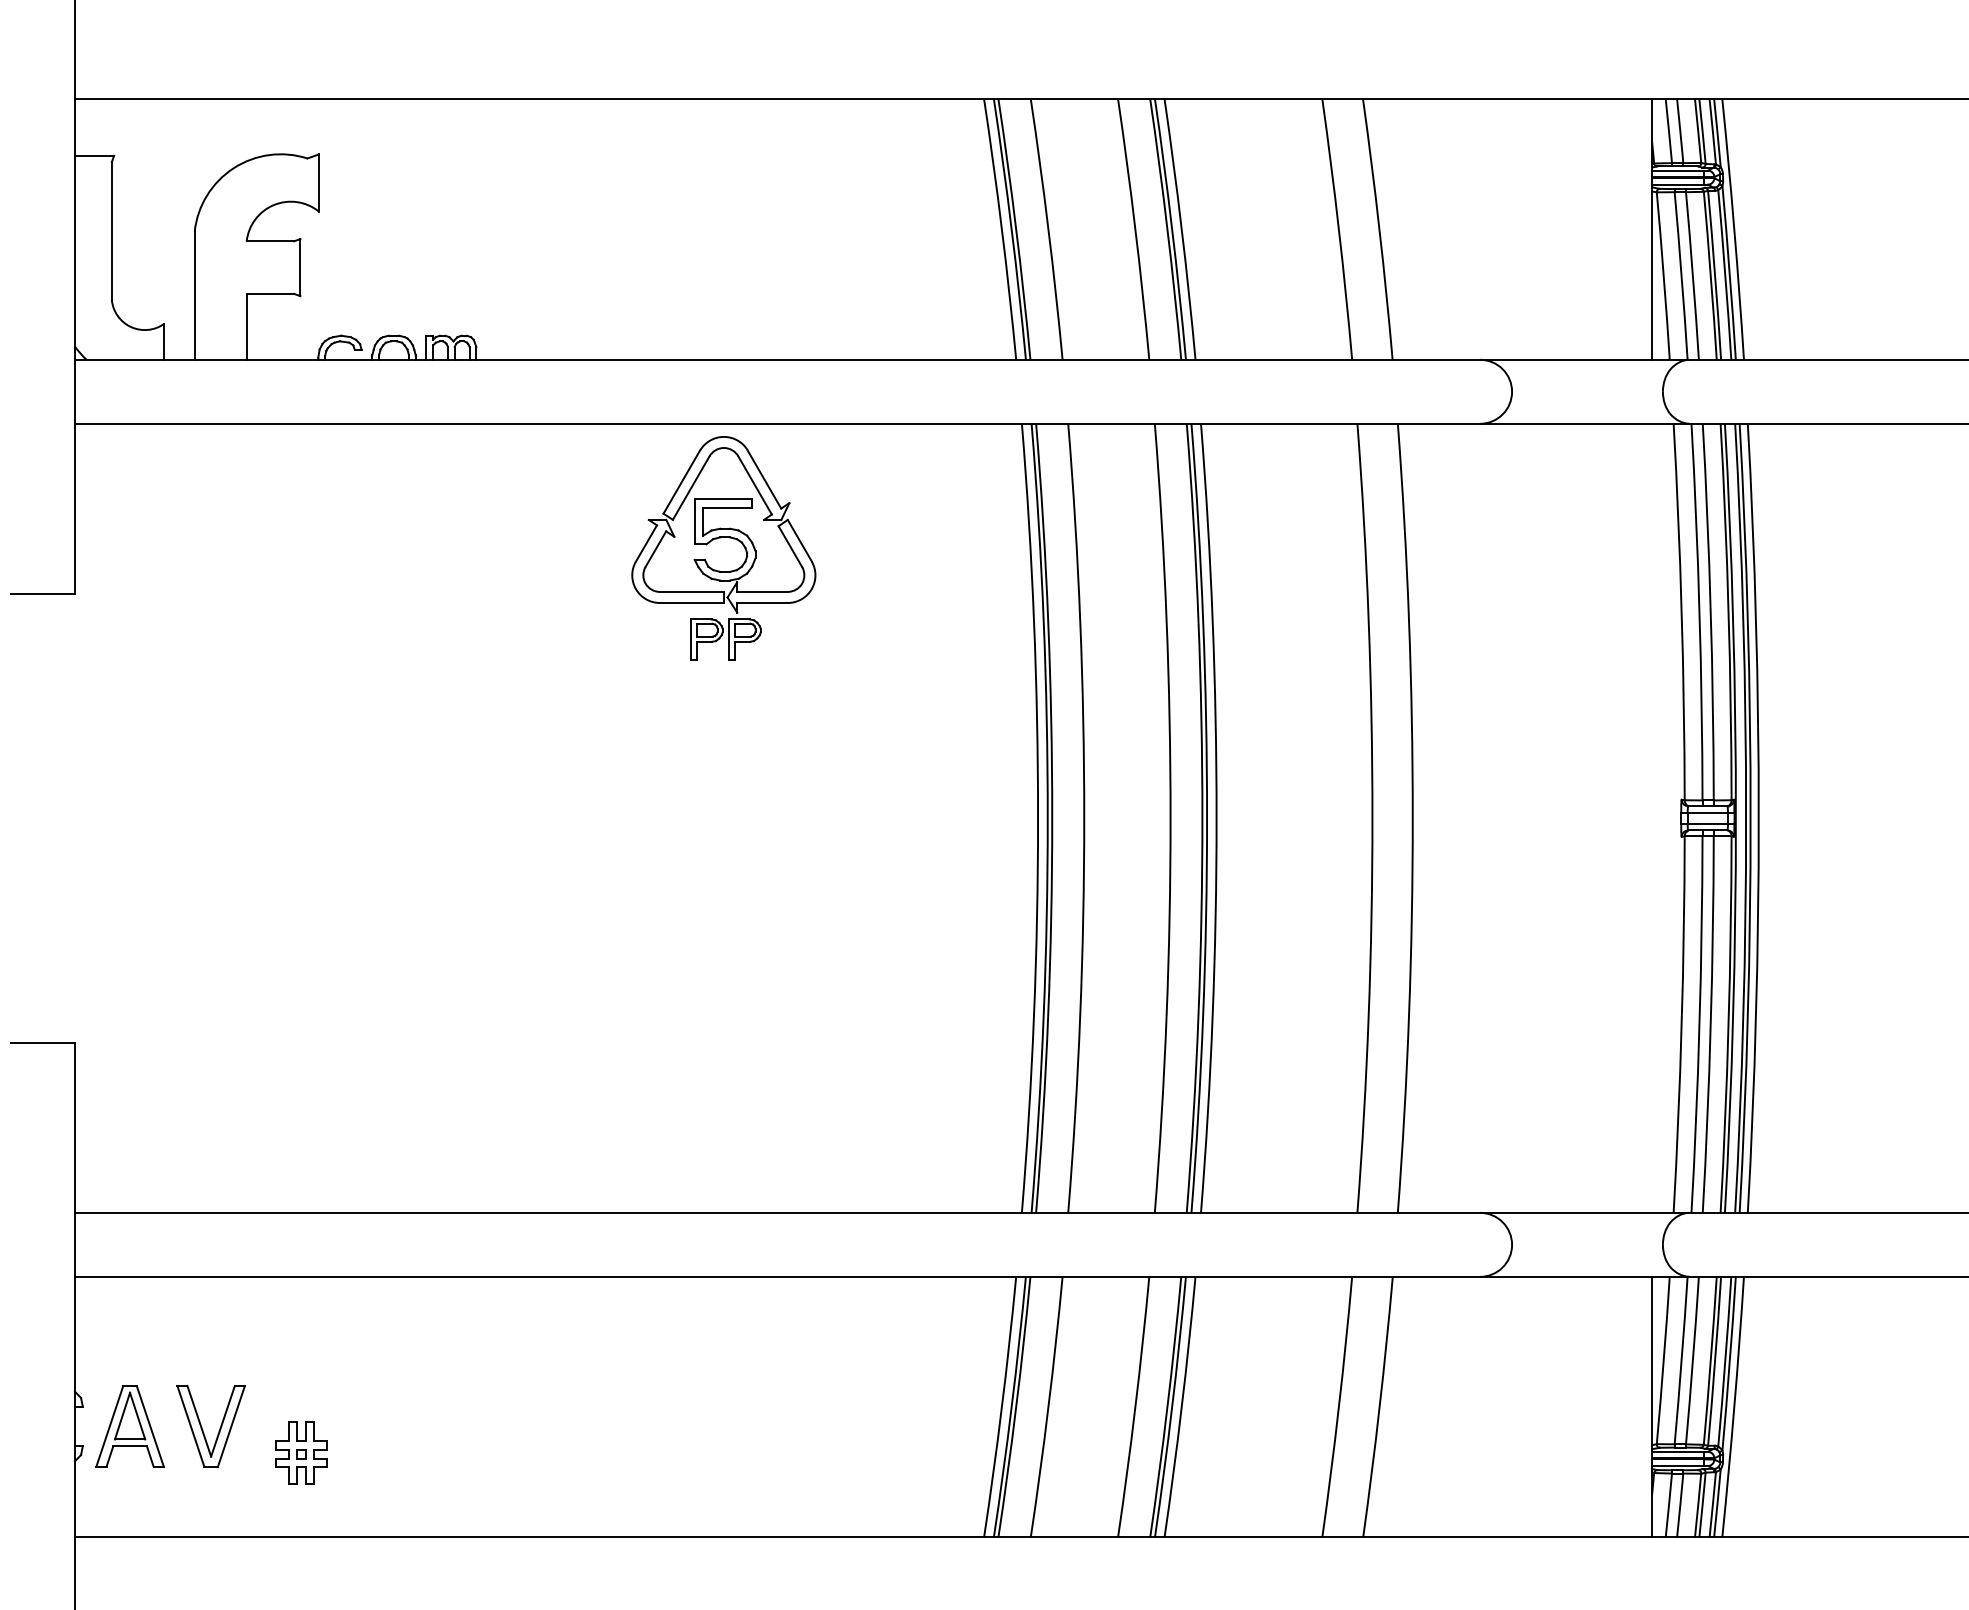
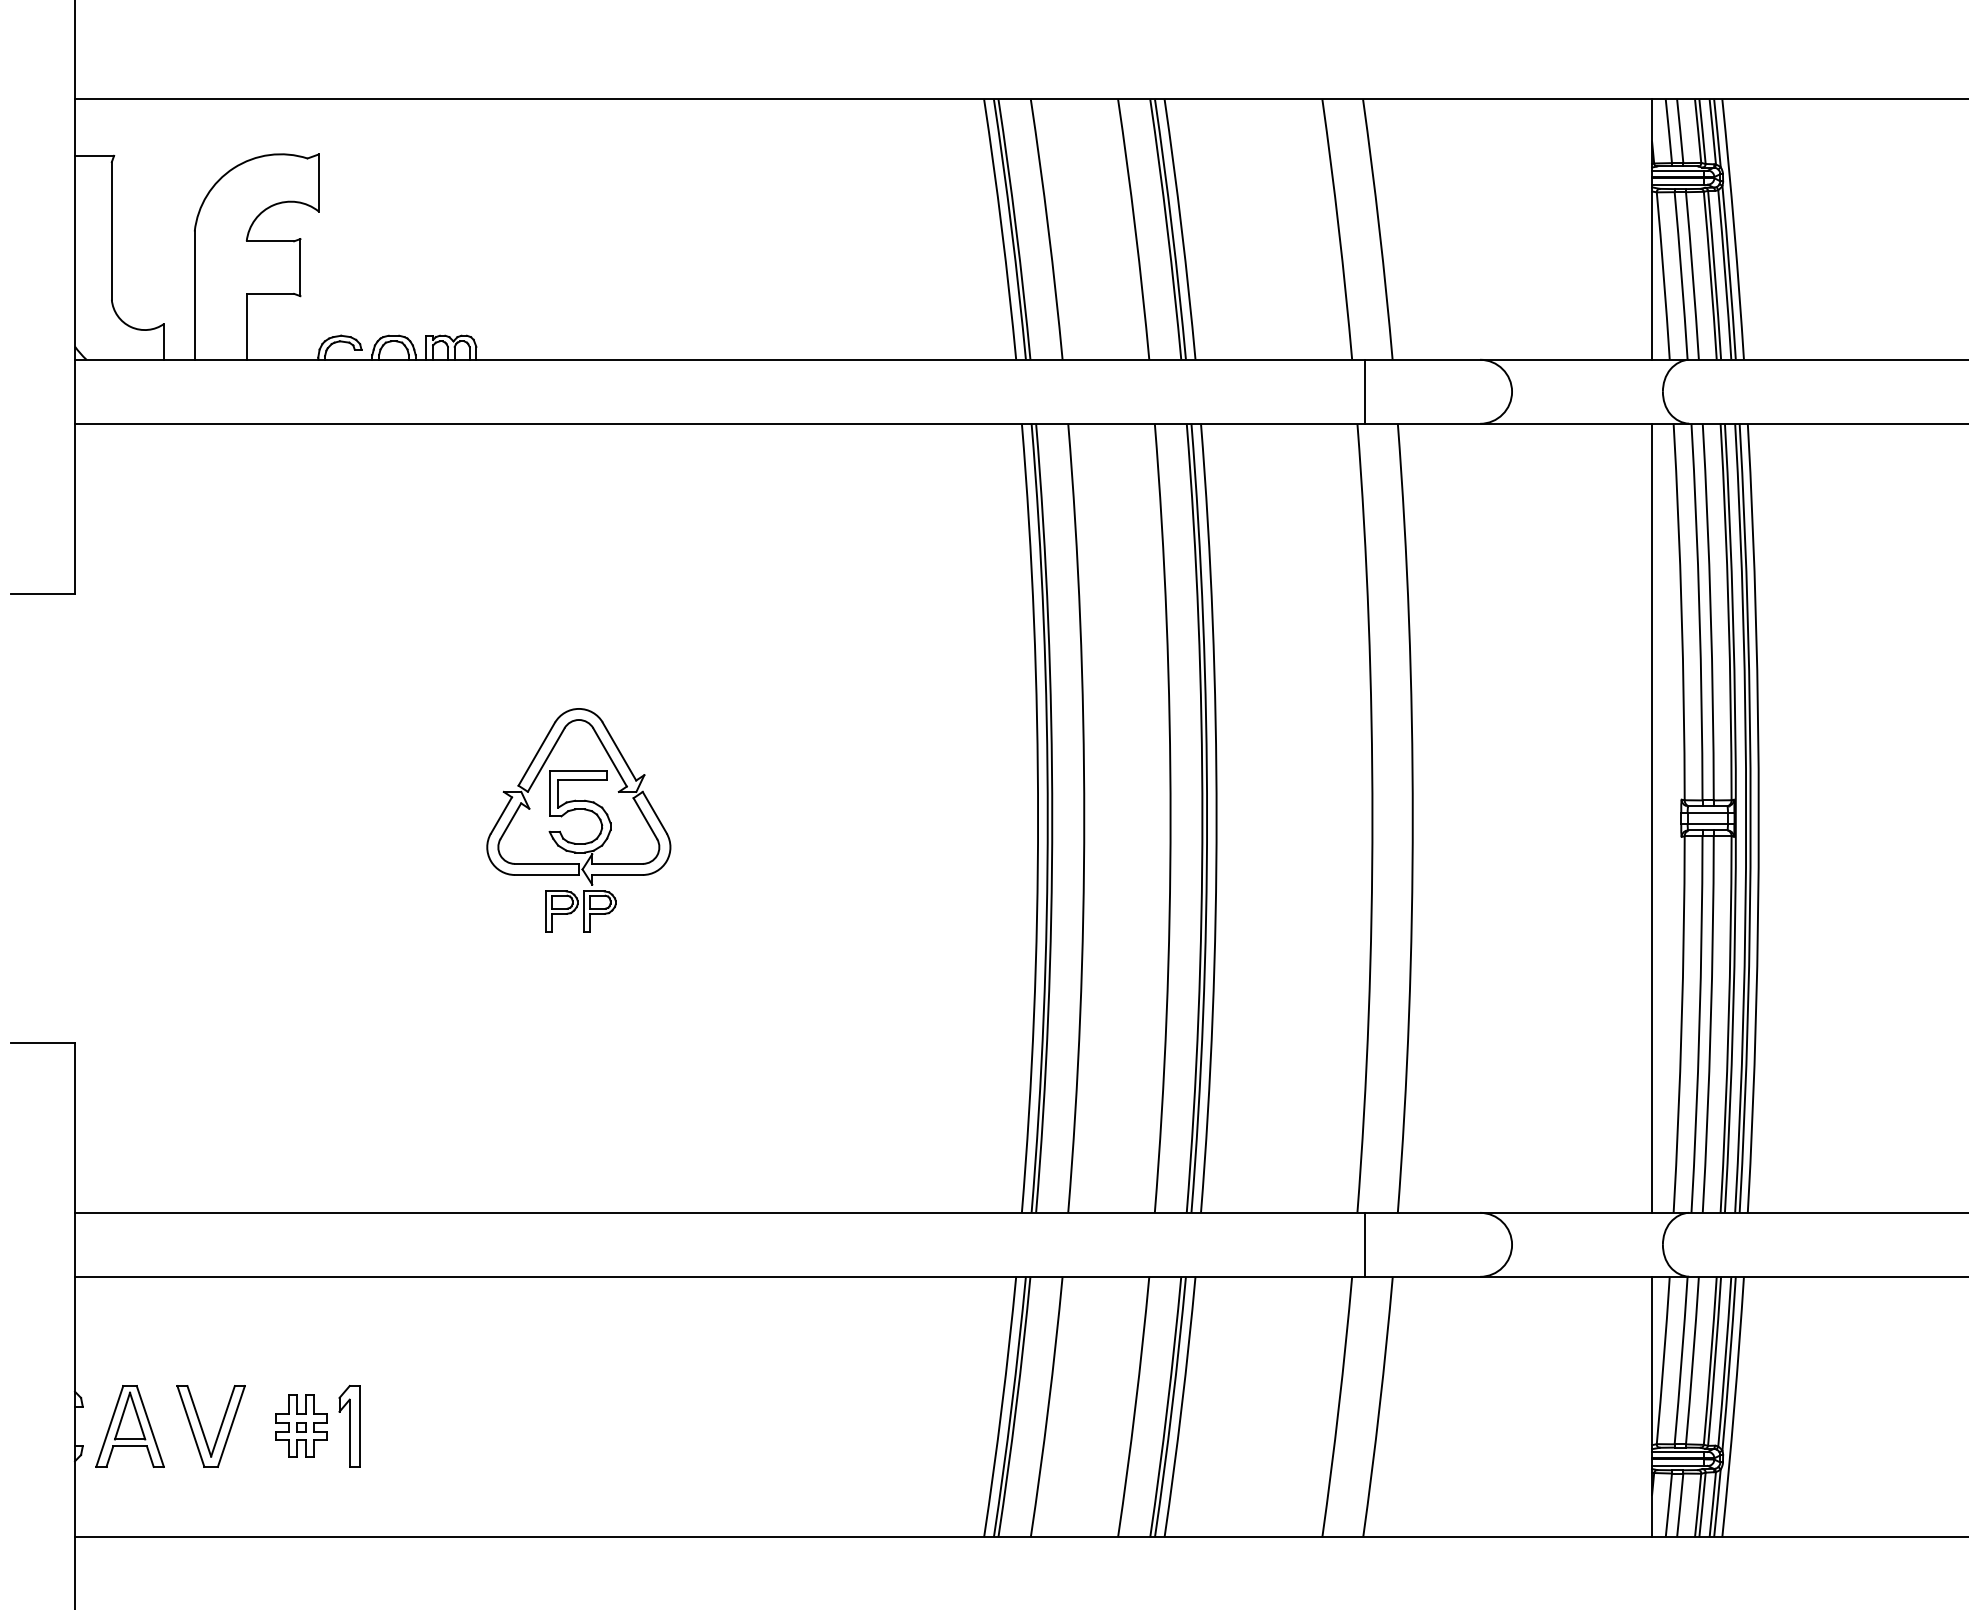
line: none -> present (1365, 391)
part position: (720, 538) -> (575, 810) (575, 810)
line: none -> present (1652, 817)
line: none -> present (1365, 1244)
part: none -> present (349, 1426)
part position: (301, 1452) -> (301, 1425) (301, 1425)
